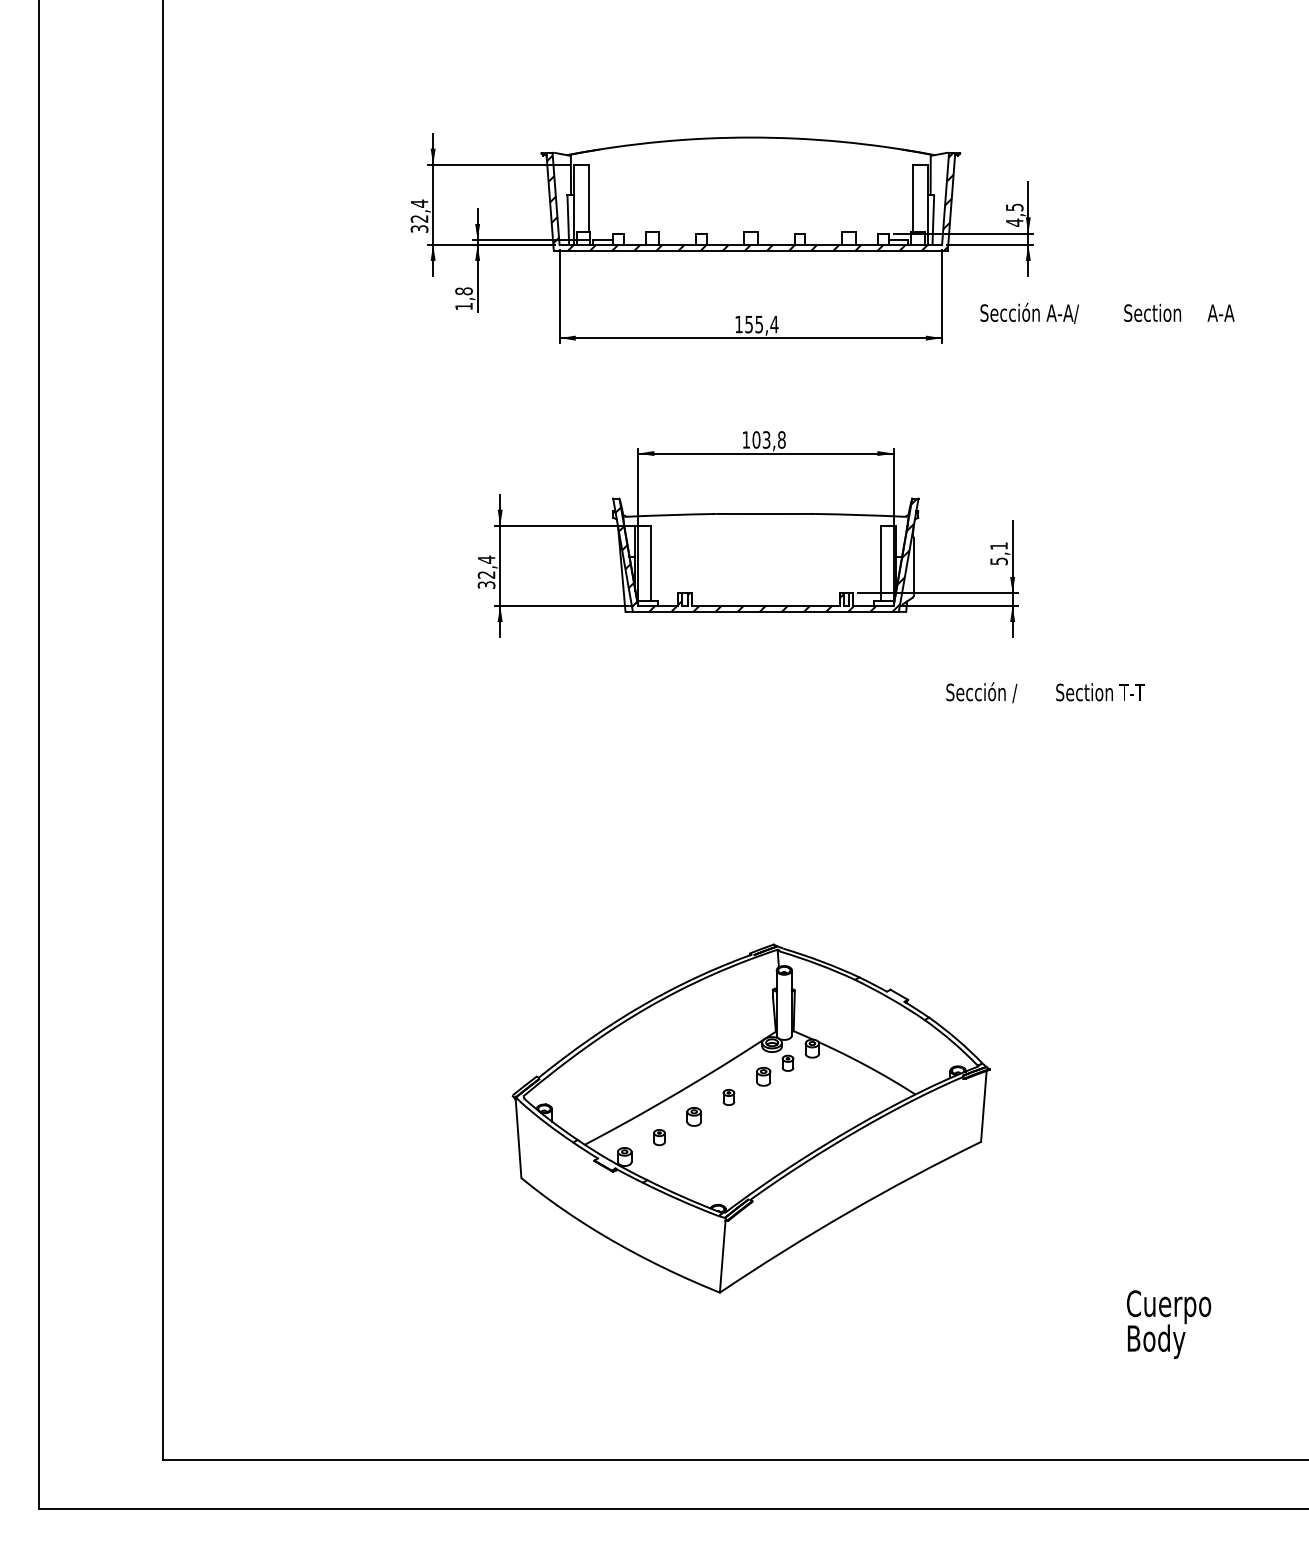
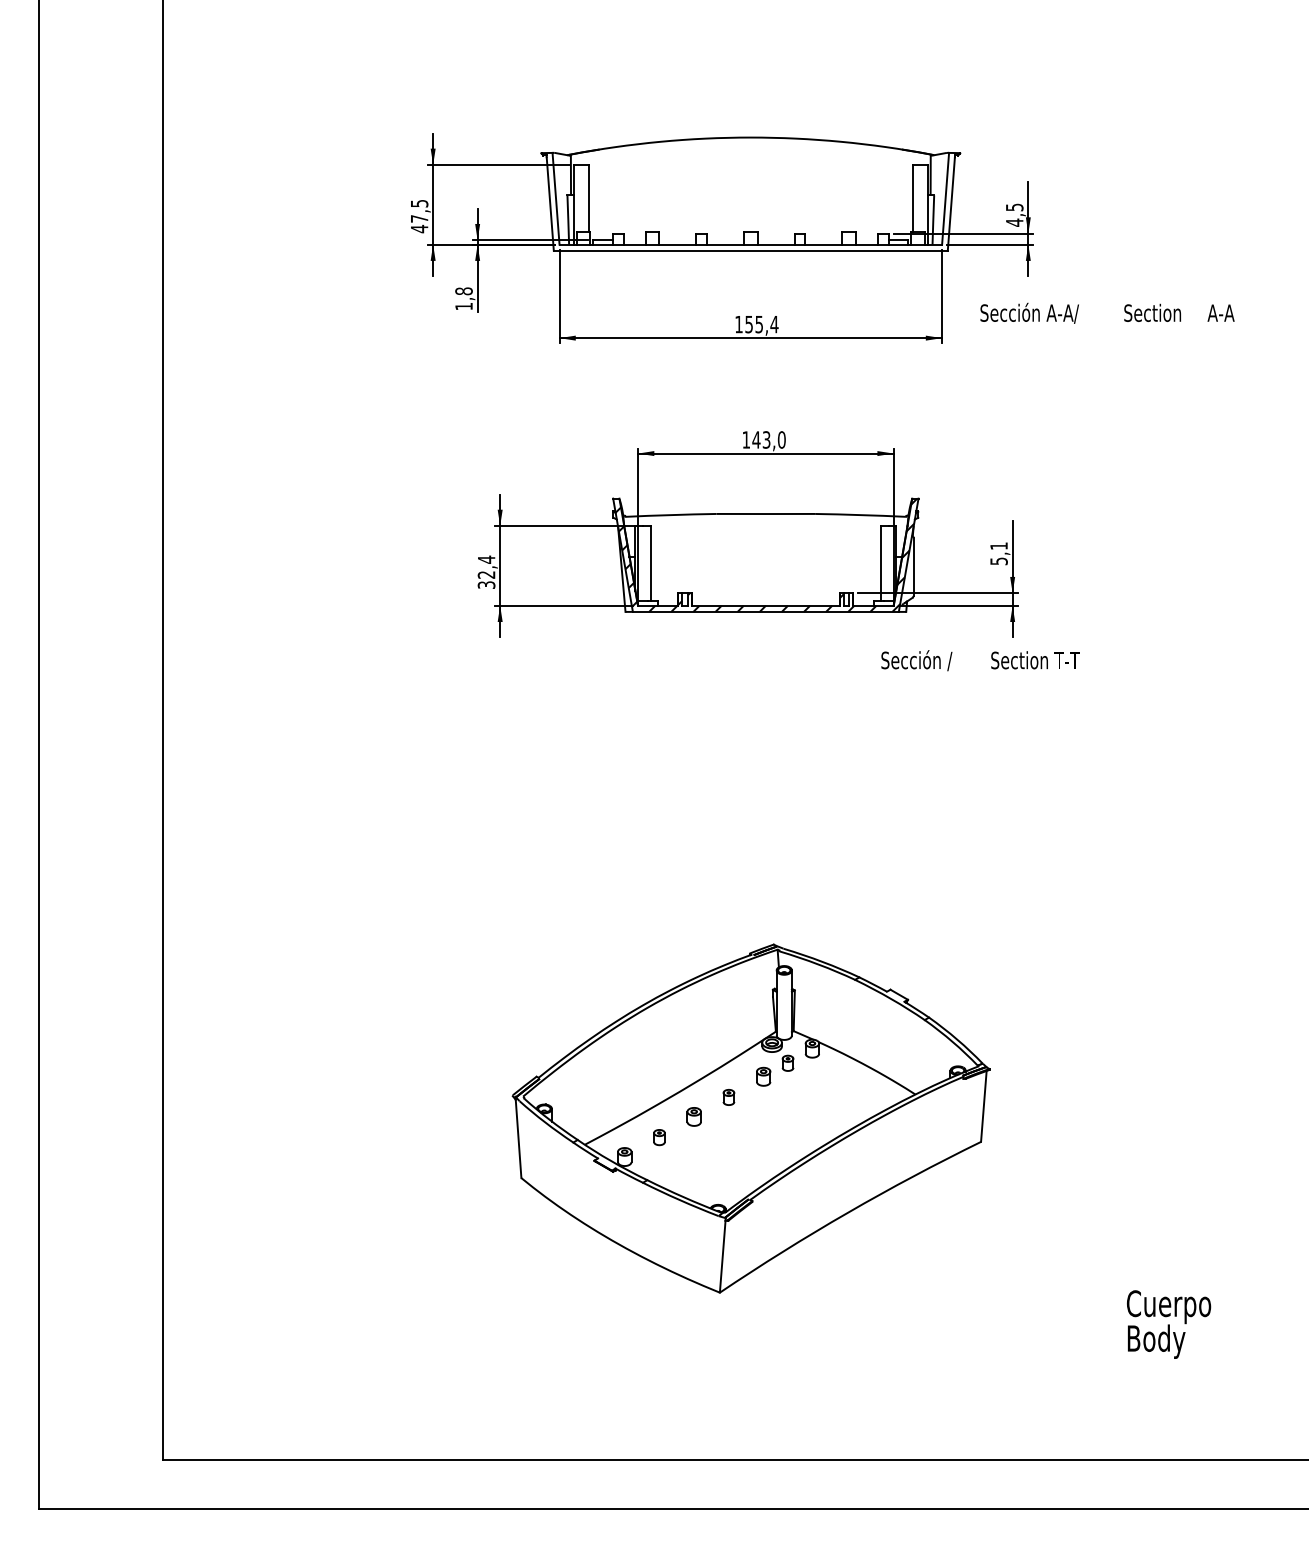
hatch: present -> none (750, 201)
text: 32,4 -> 47,5 (419, 216)
text: 103,8 -> 143,0 (768, 439)
text position: (1045, 692) -> (980, 660) (980, 660)
